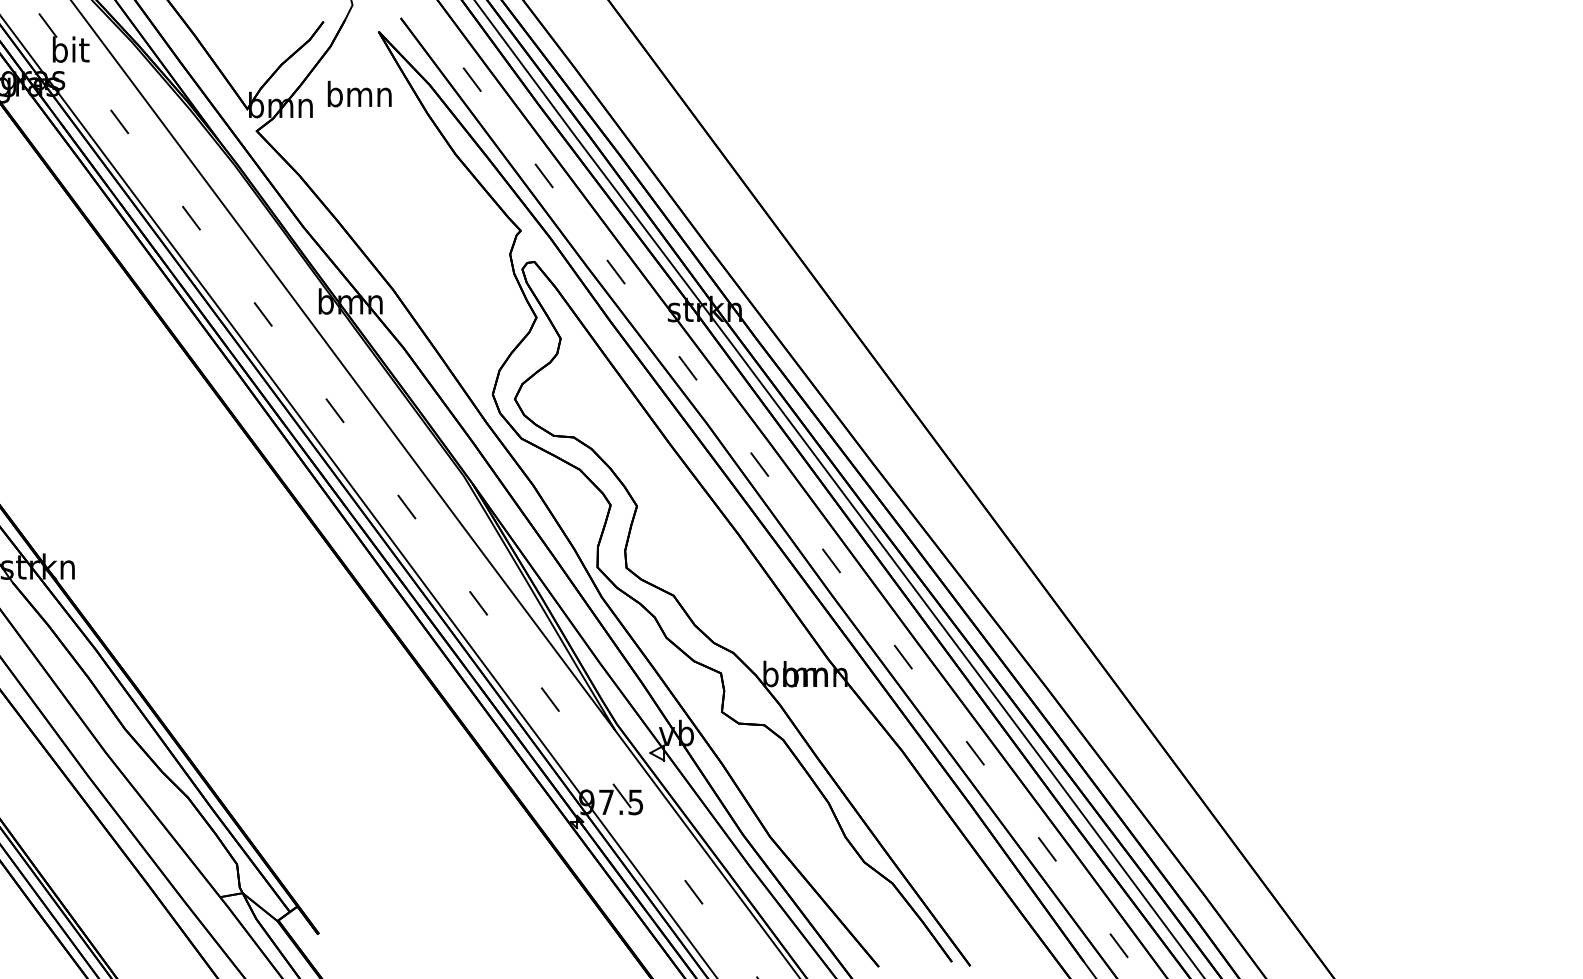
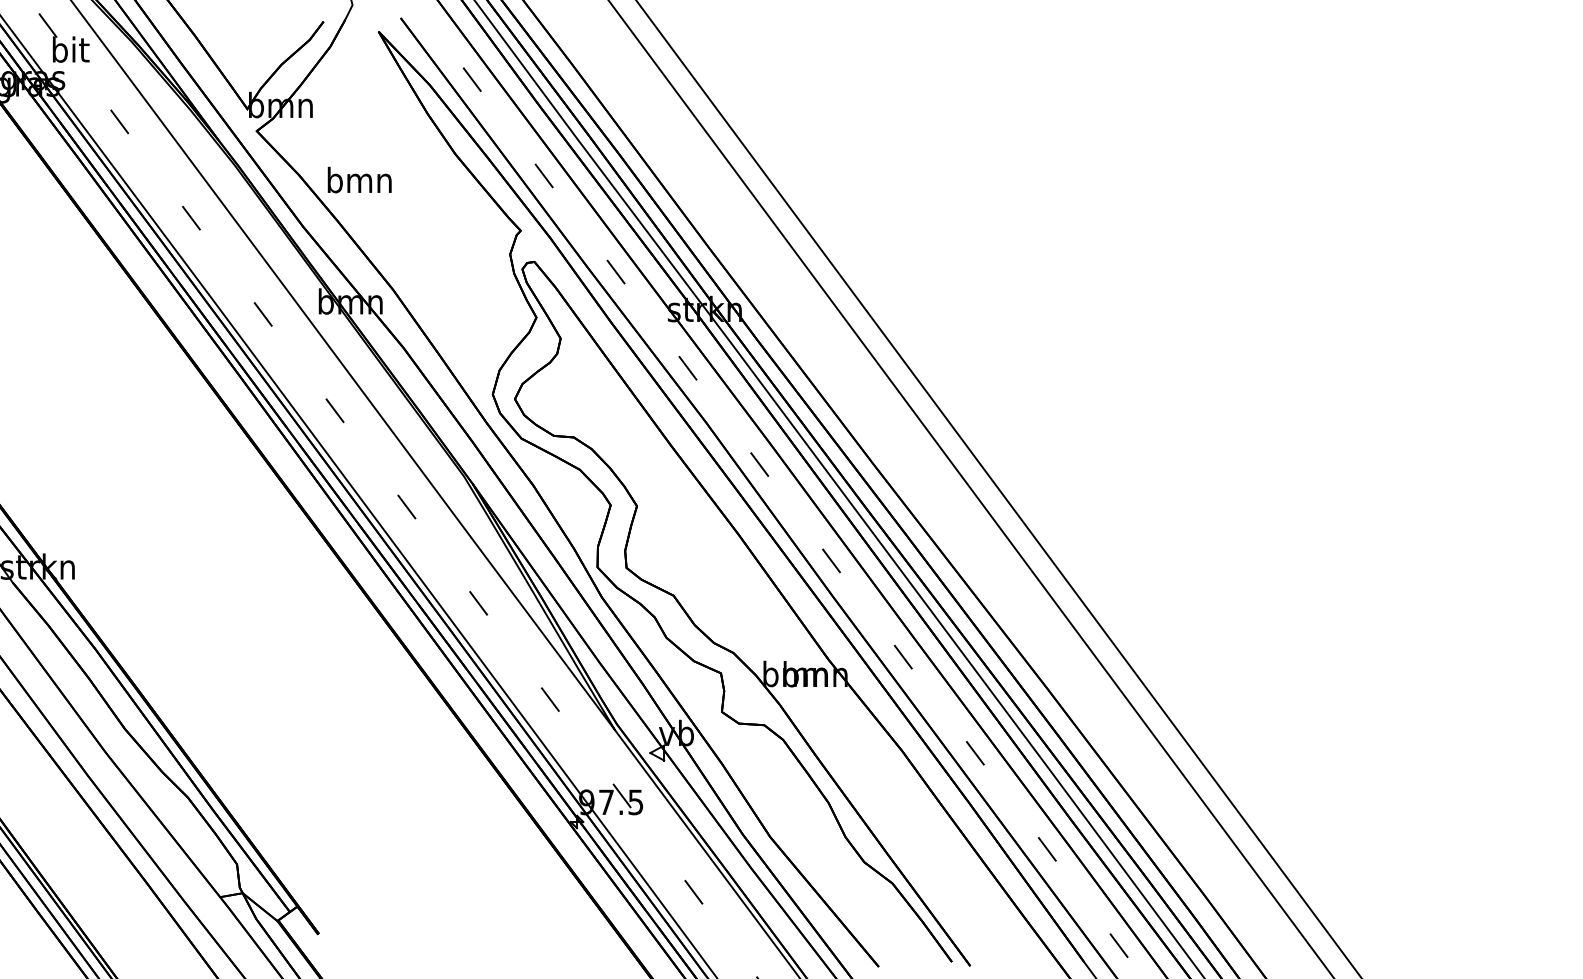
text position: (359, 93) -> (359, 179) (359, 179)
line position: (971, 488) -> (998, 488) (998, 488)
